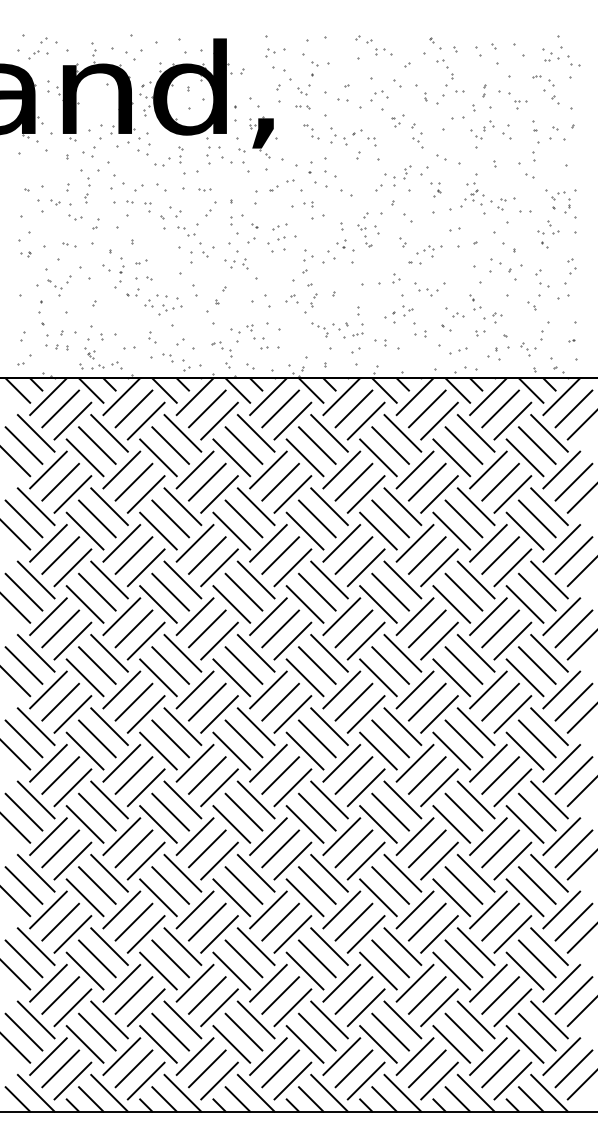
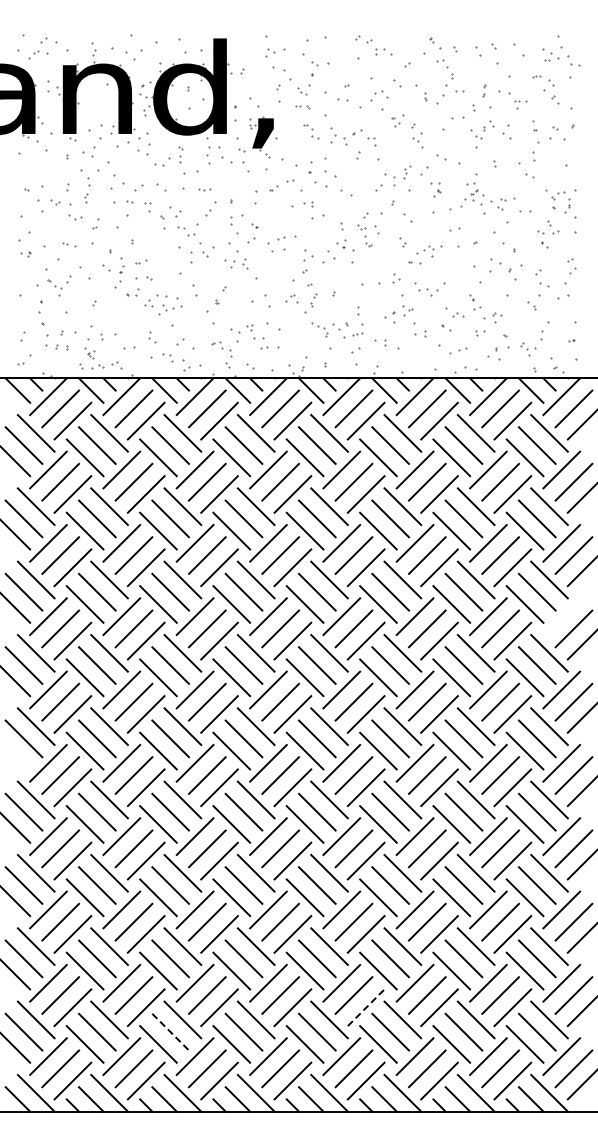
part: present -> none (279, 226)
line: present -> none (561, 616)
line: present -> none (16, 755)
line: solid -> dashed (366, 1007)
line: solid -> dashed (170, 1032)
